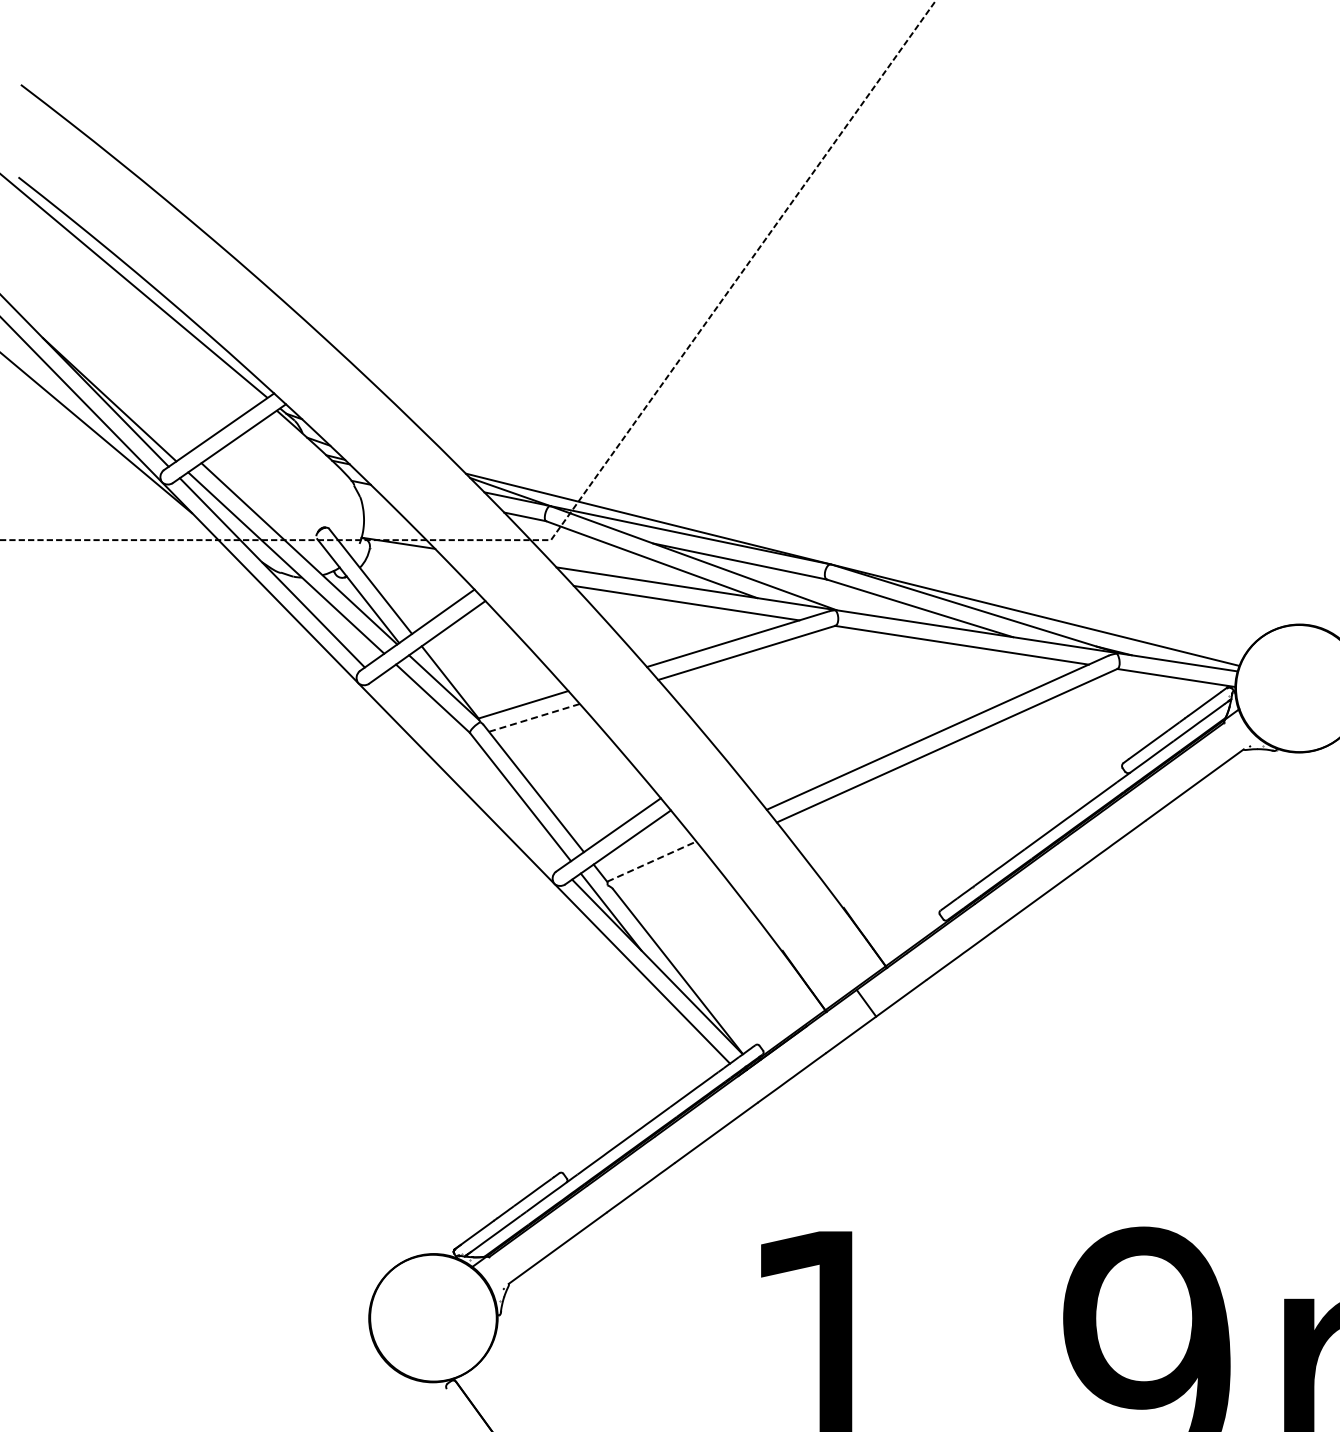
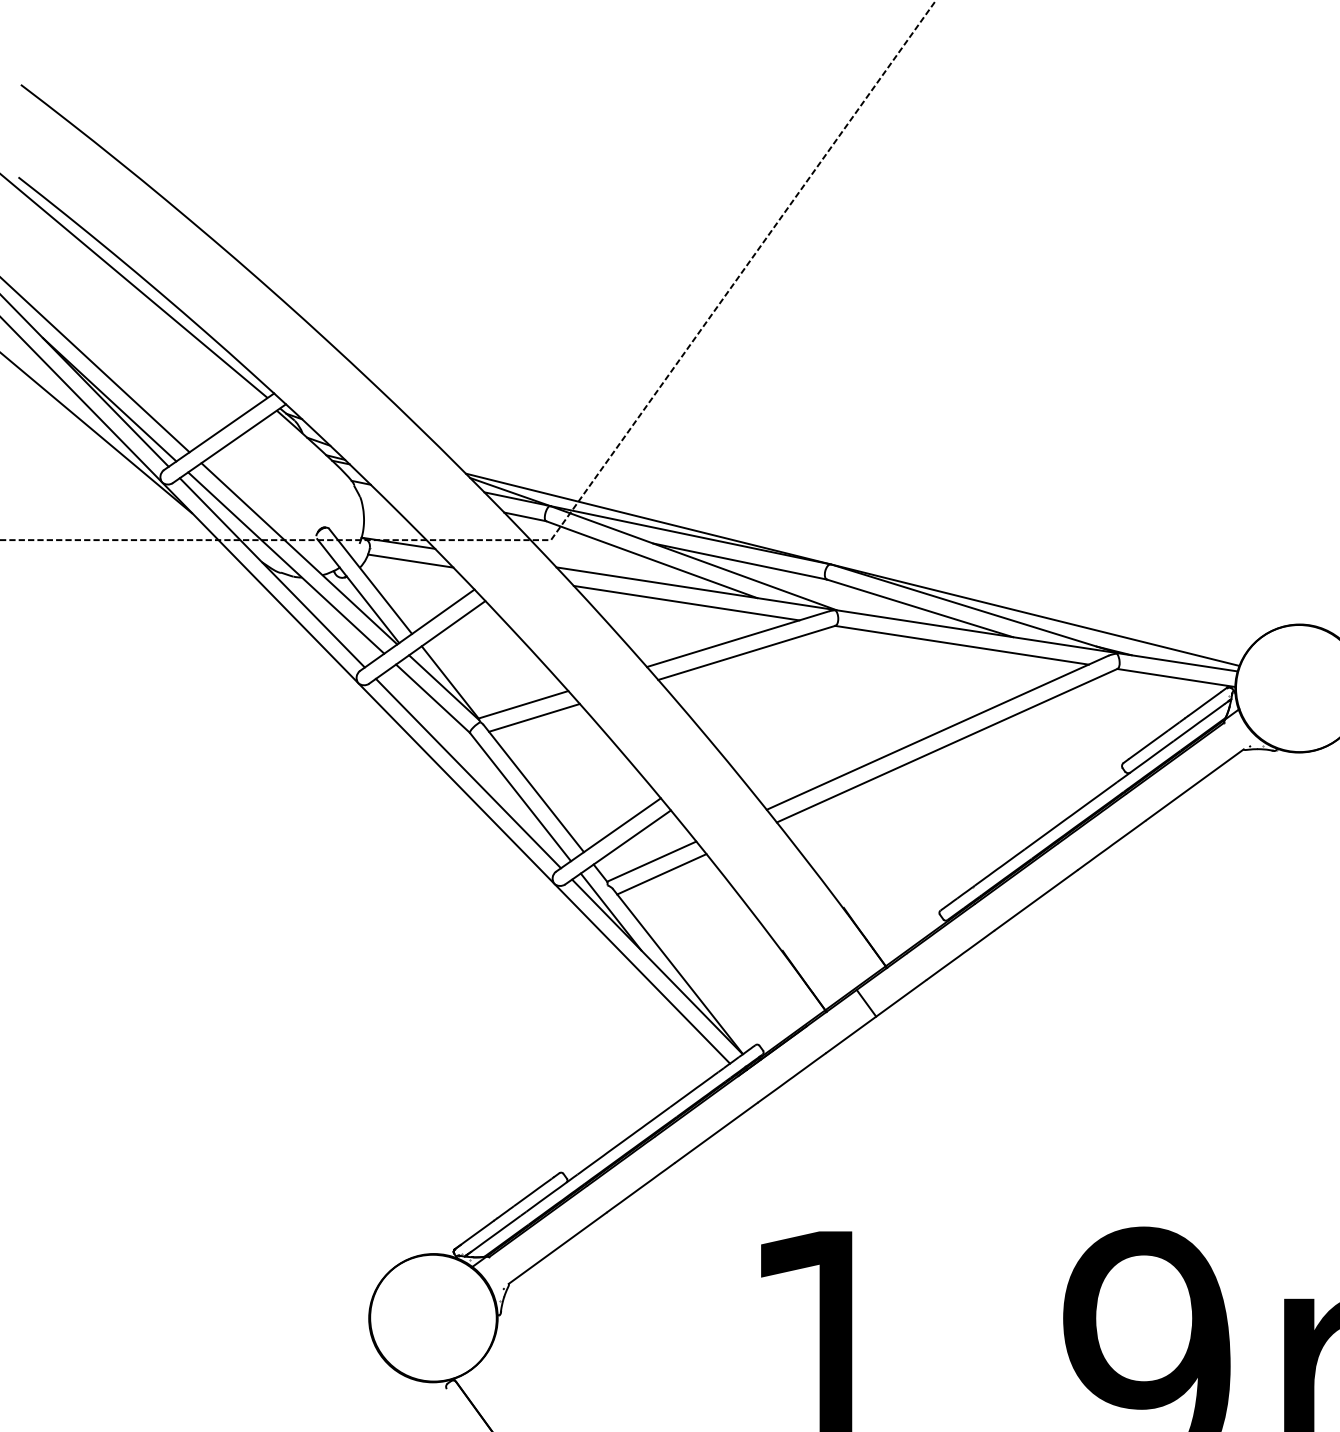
line: none -> present (95, 365)
line: none -> present (410, 560)
line: dashed -> solid (534, 718)
line: none -> present (468, 773)
line: dashed -> solid (651, 861)
line: none -> present (661, 874)
